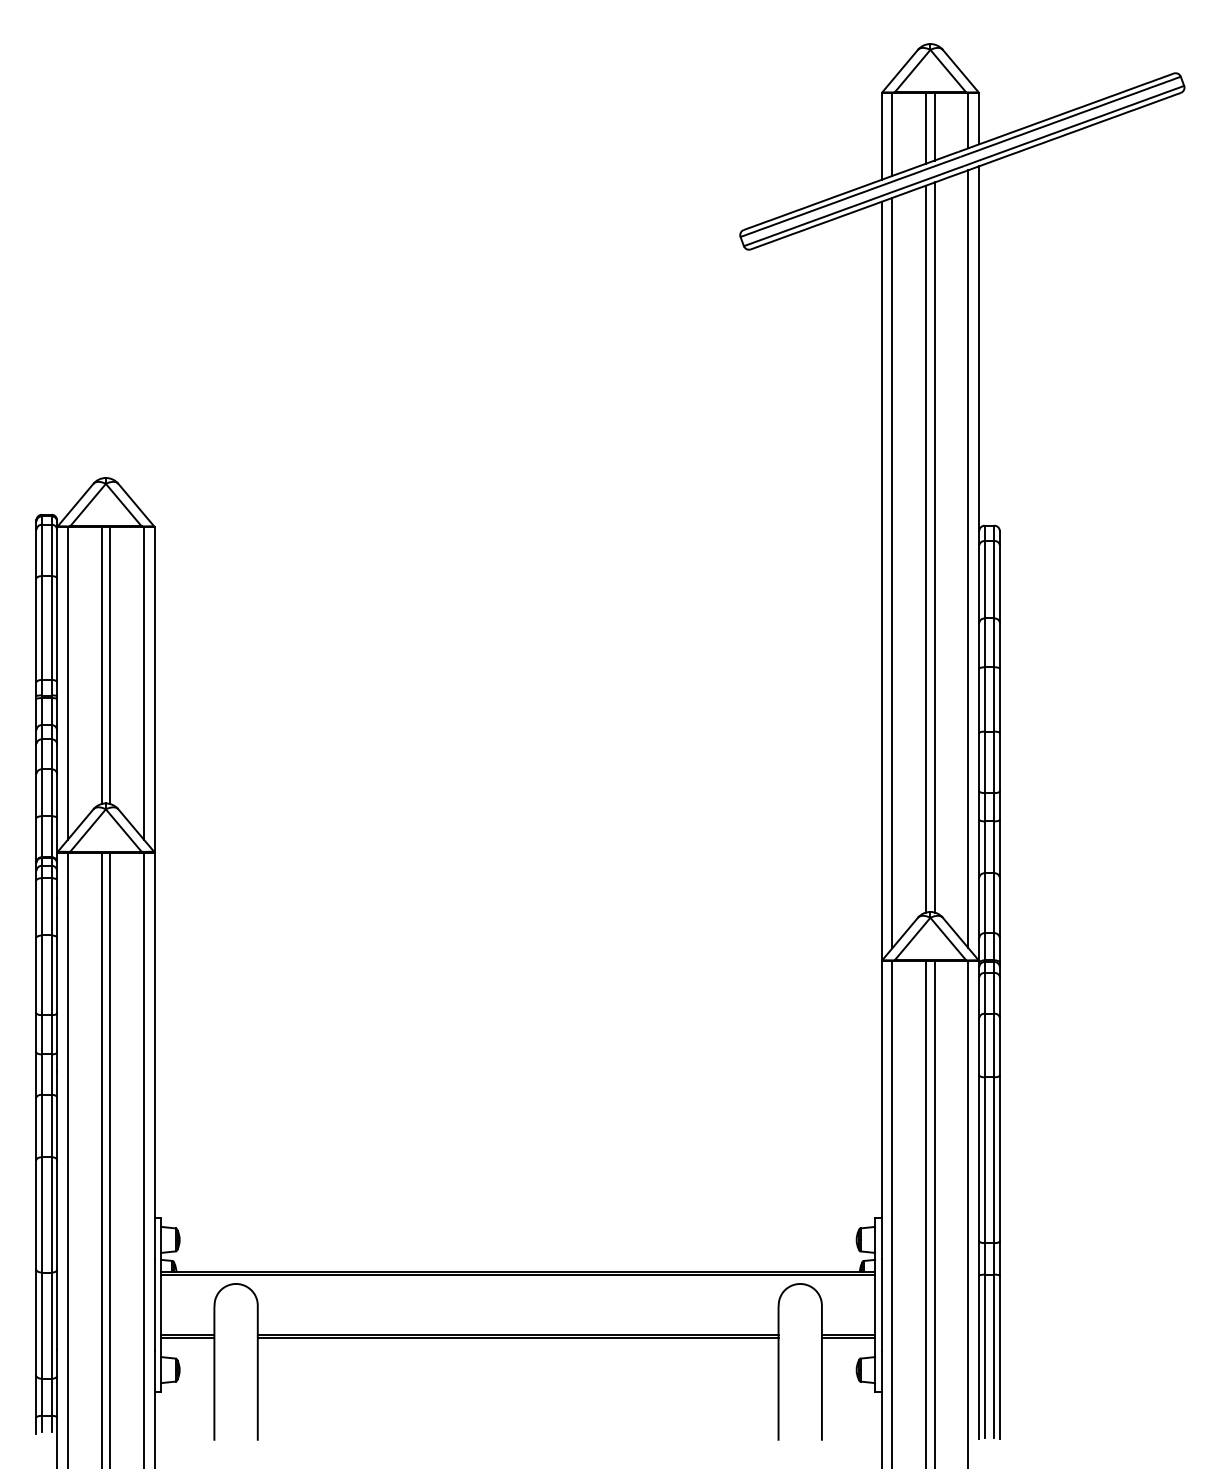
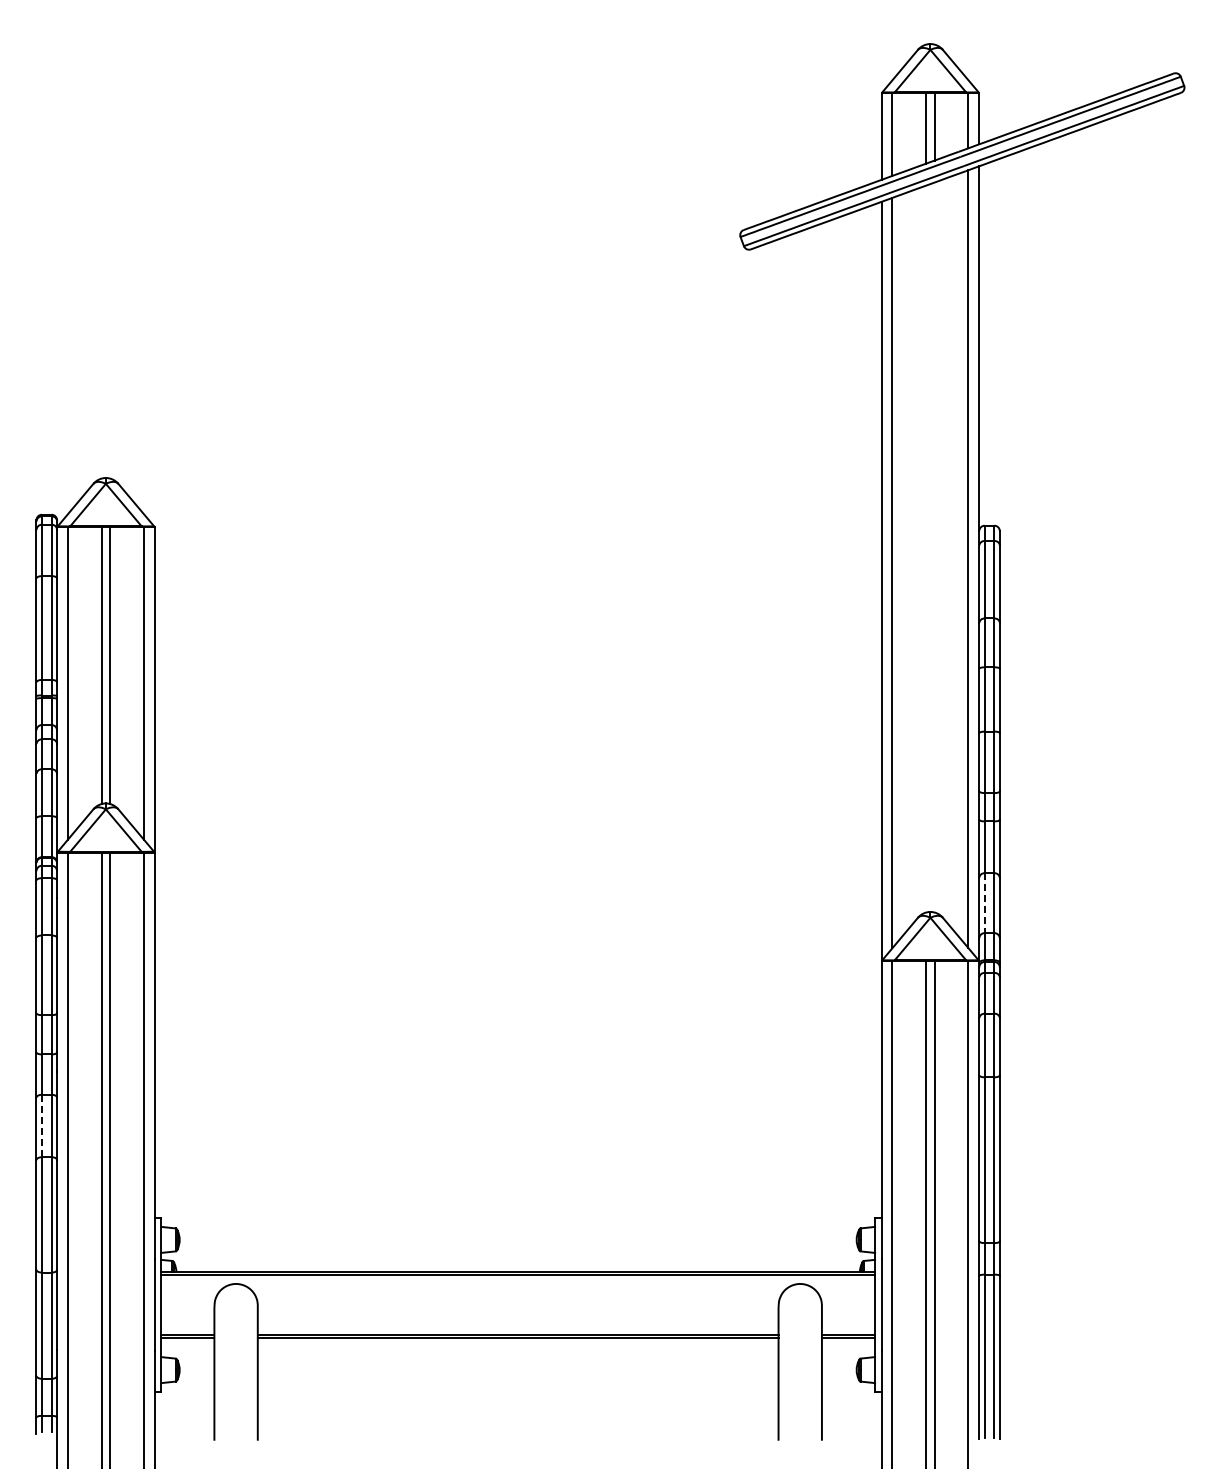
line: present -> none (934, 547)
line: present -> none (926, 548)
line: solid -> dashed (984, 903)
line: solid -> dashed (41, 1126)
